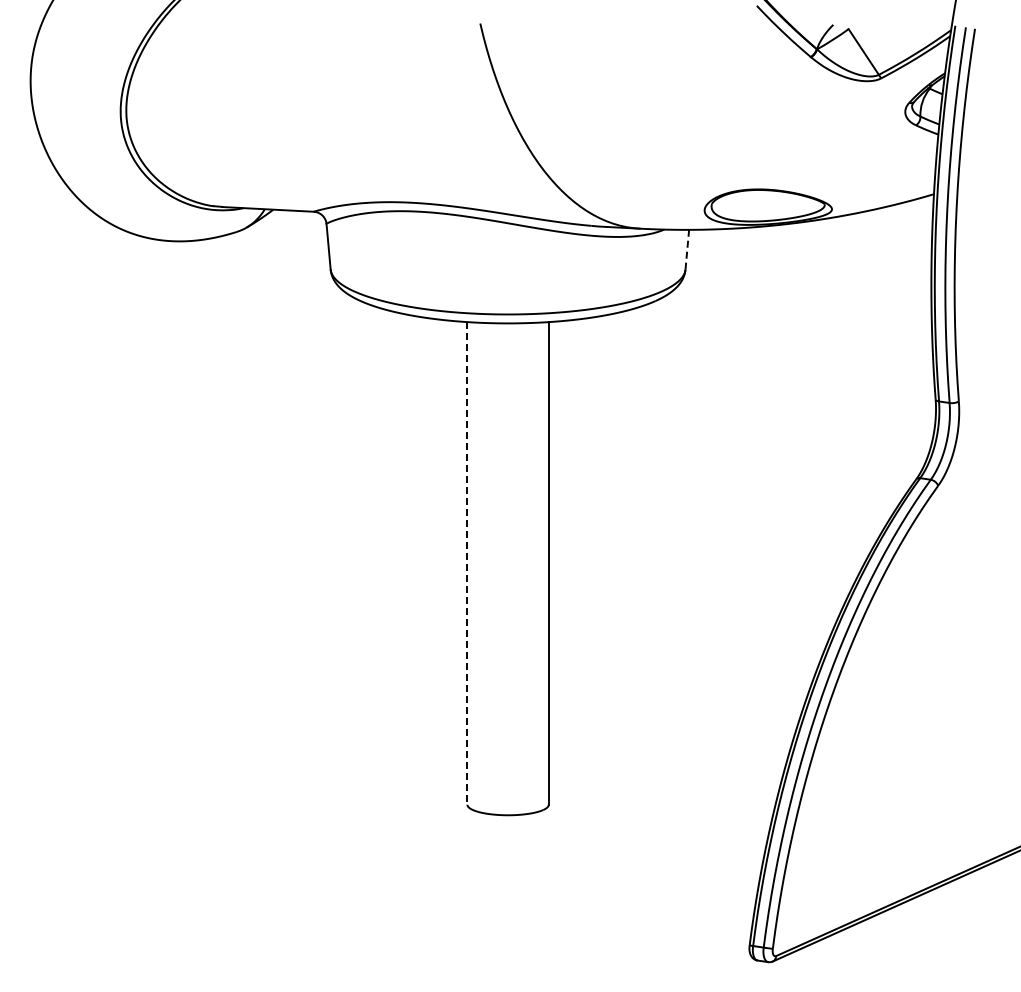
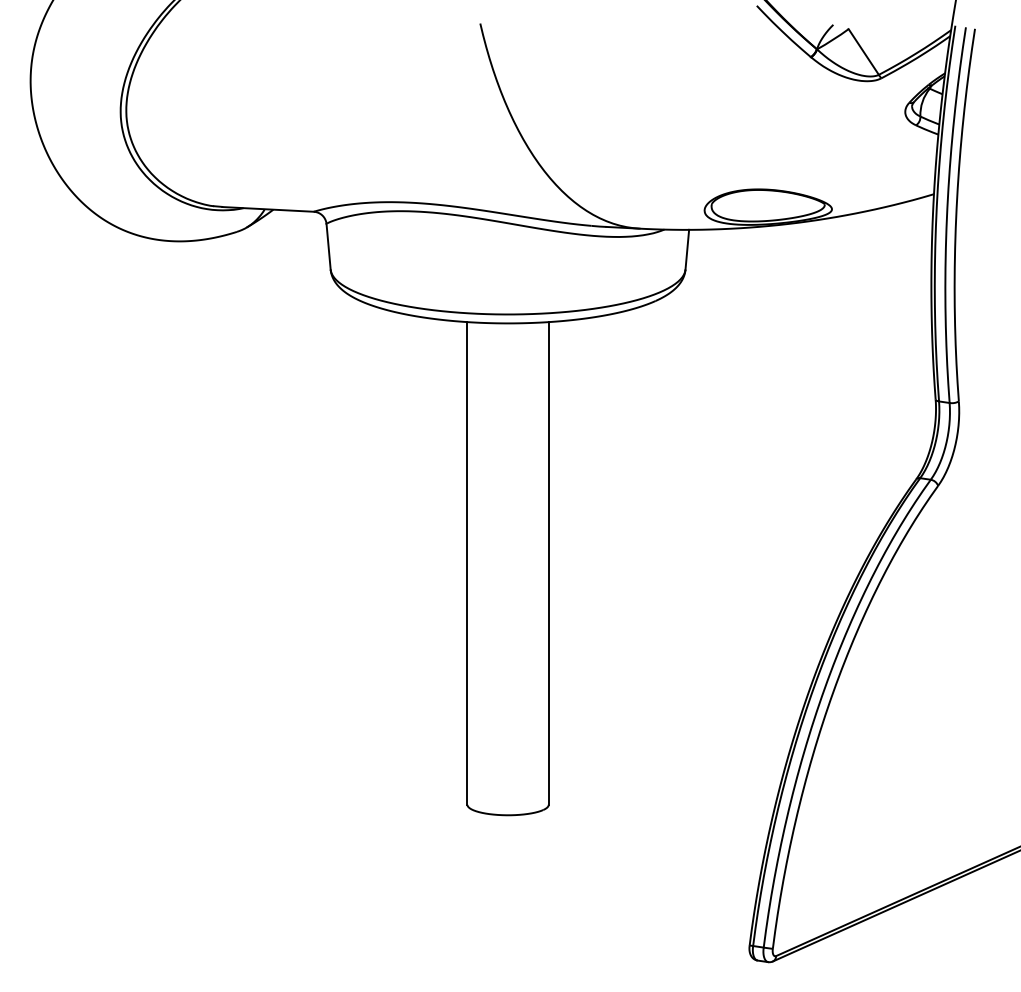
line: dashed -> solid (687, 249)
line: dashed -> solid (467, 563)
